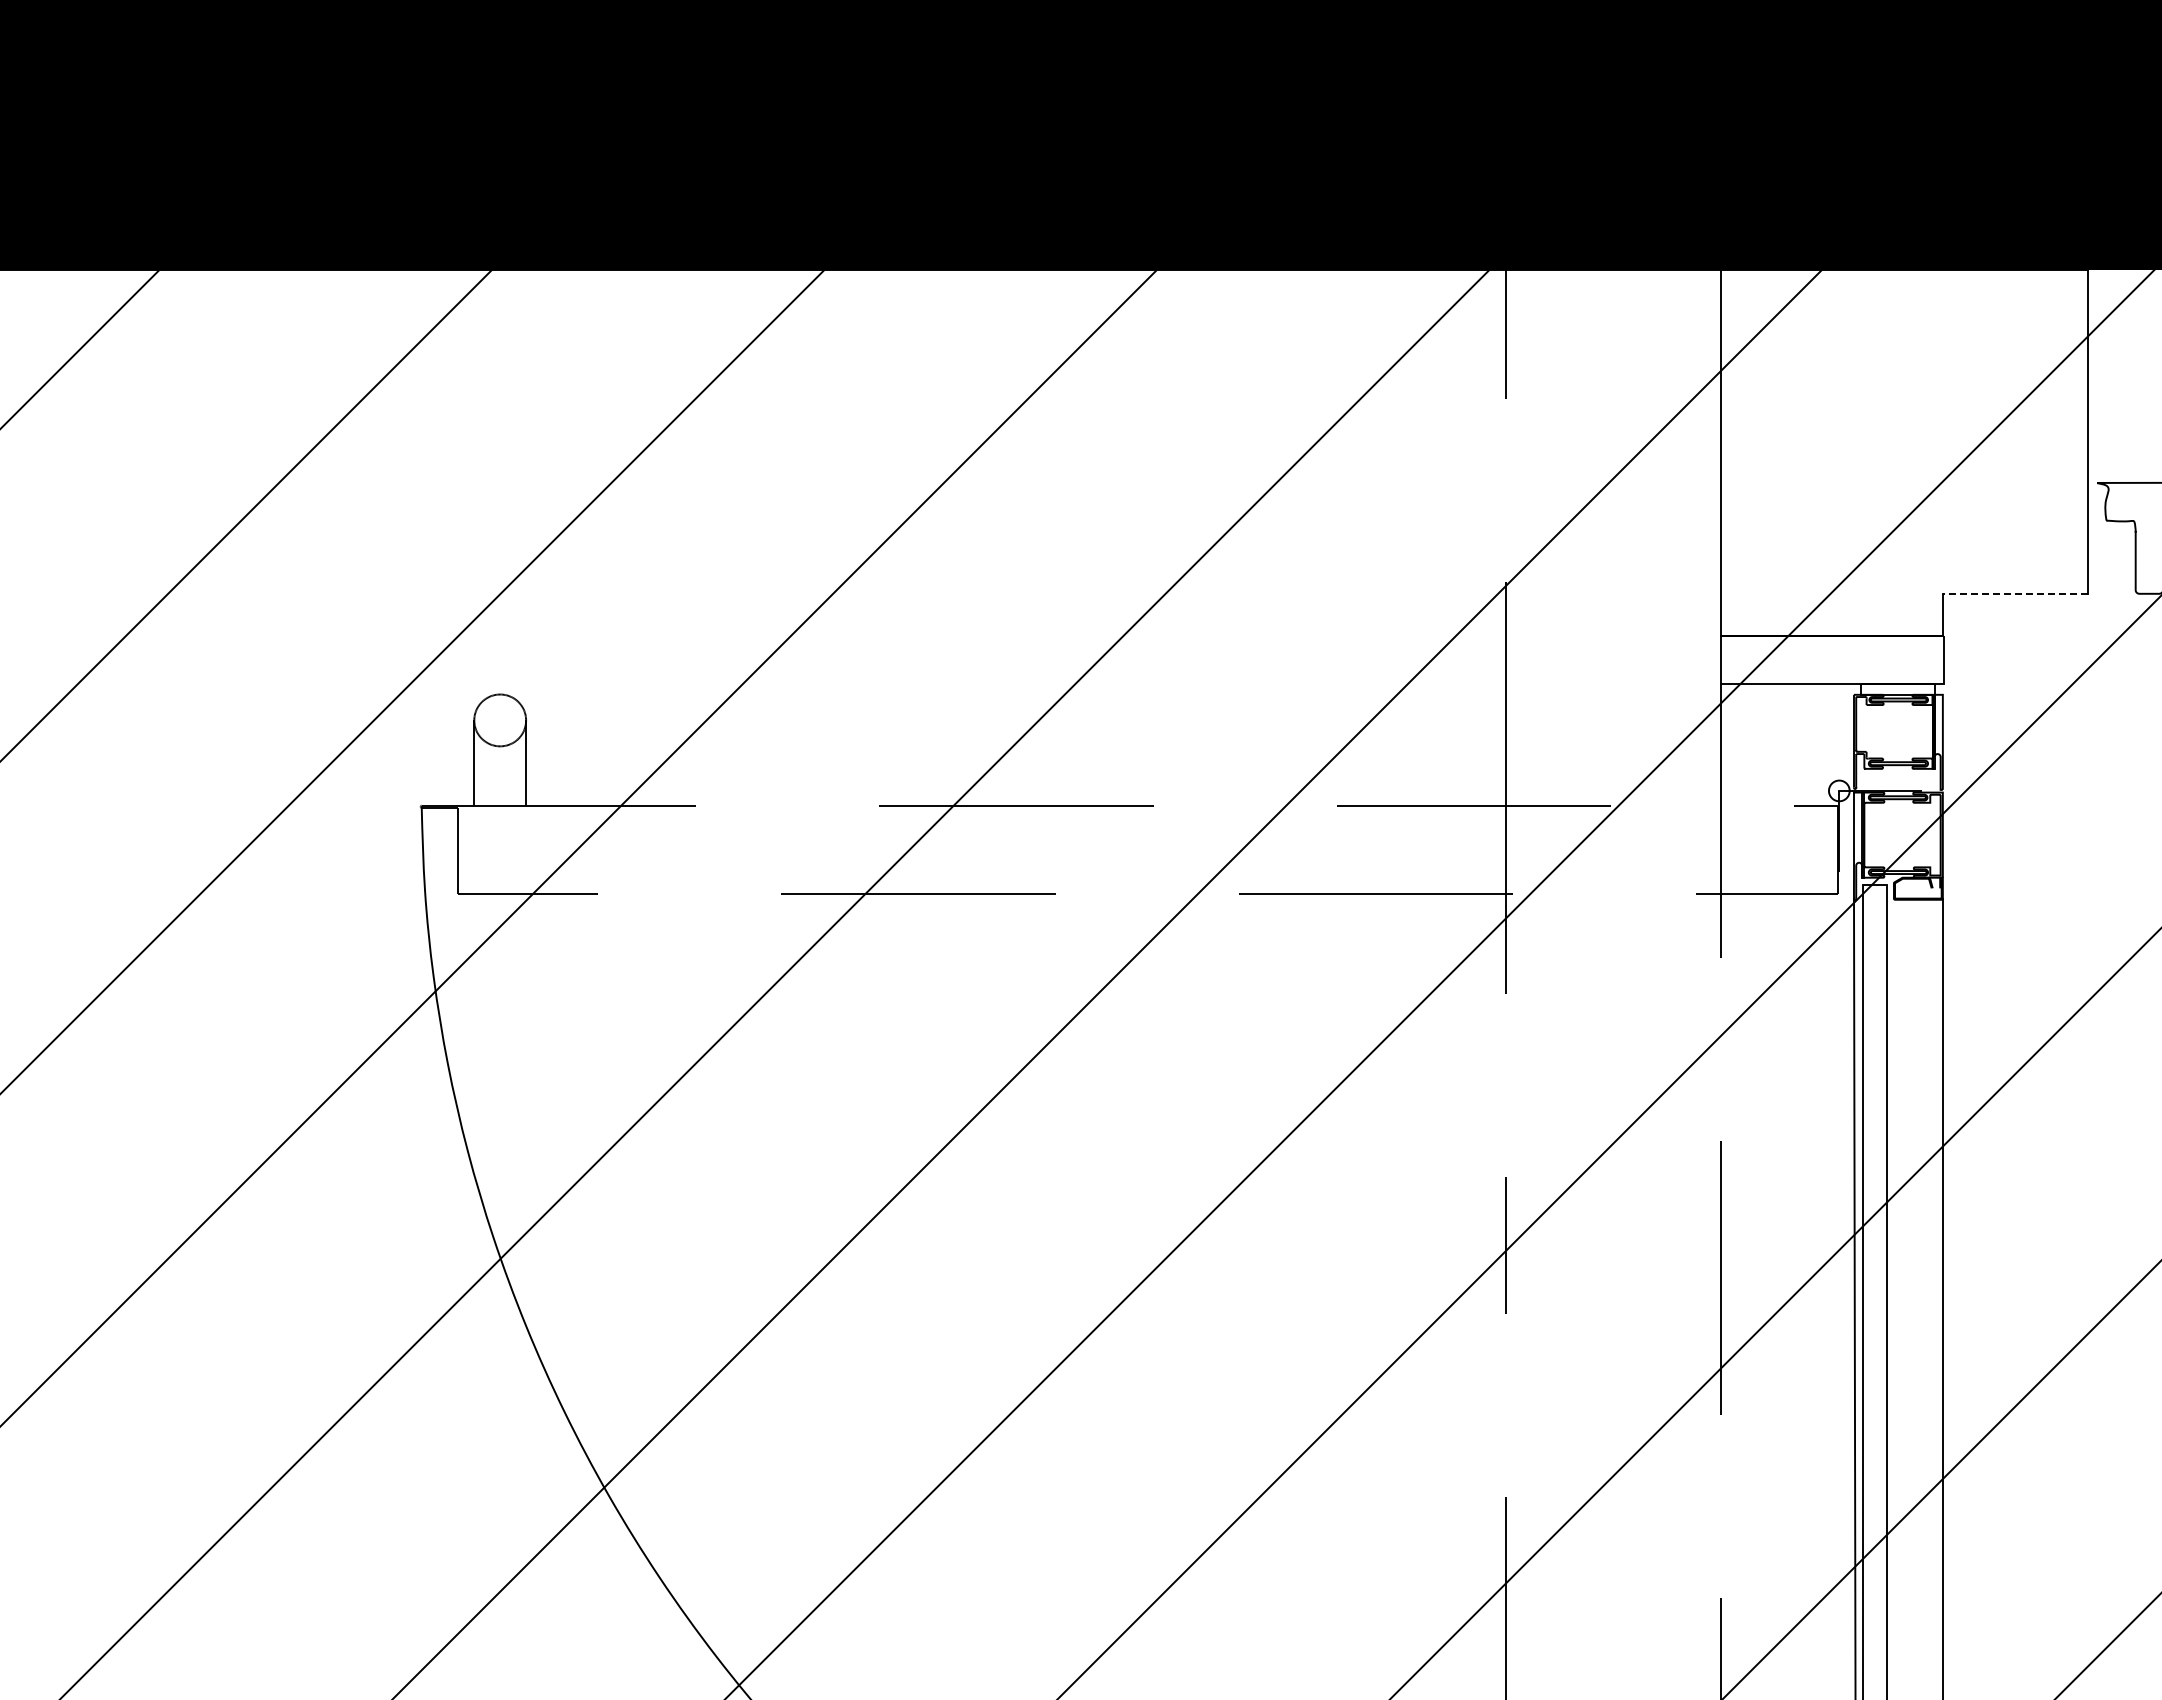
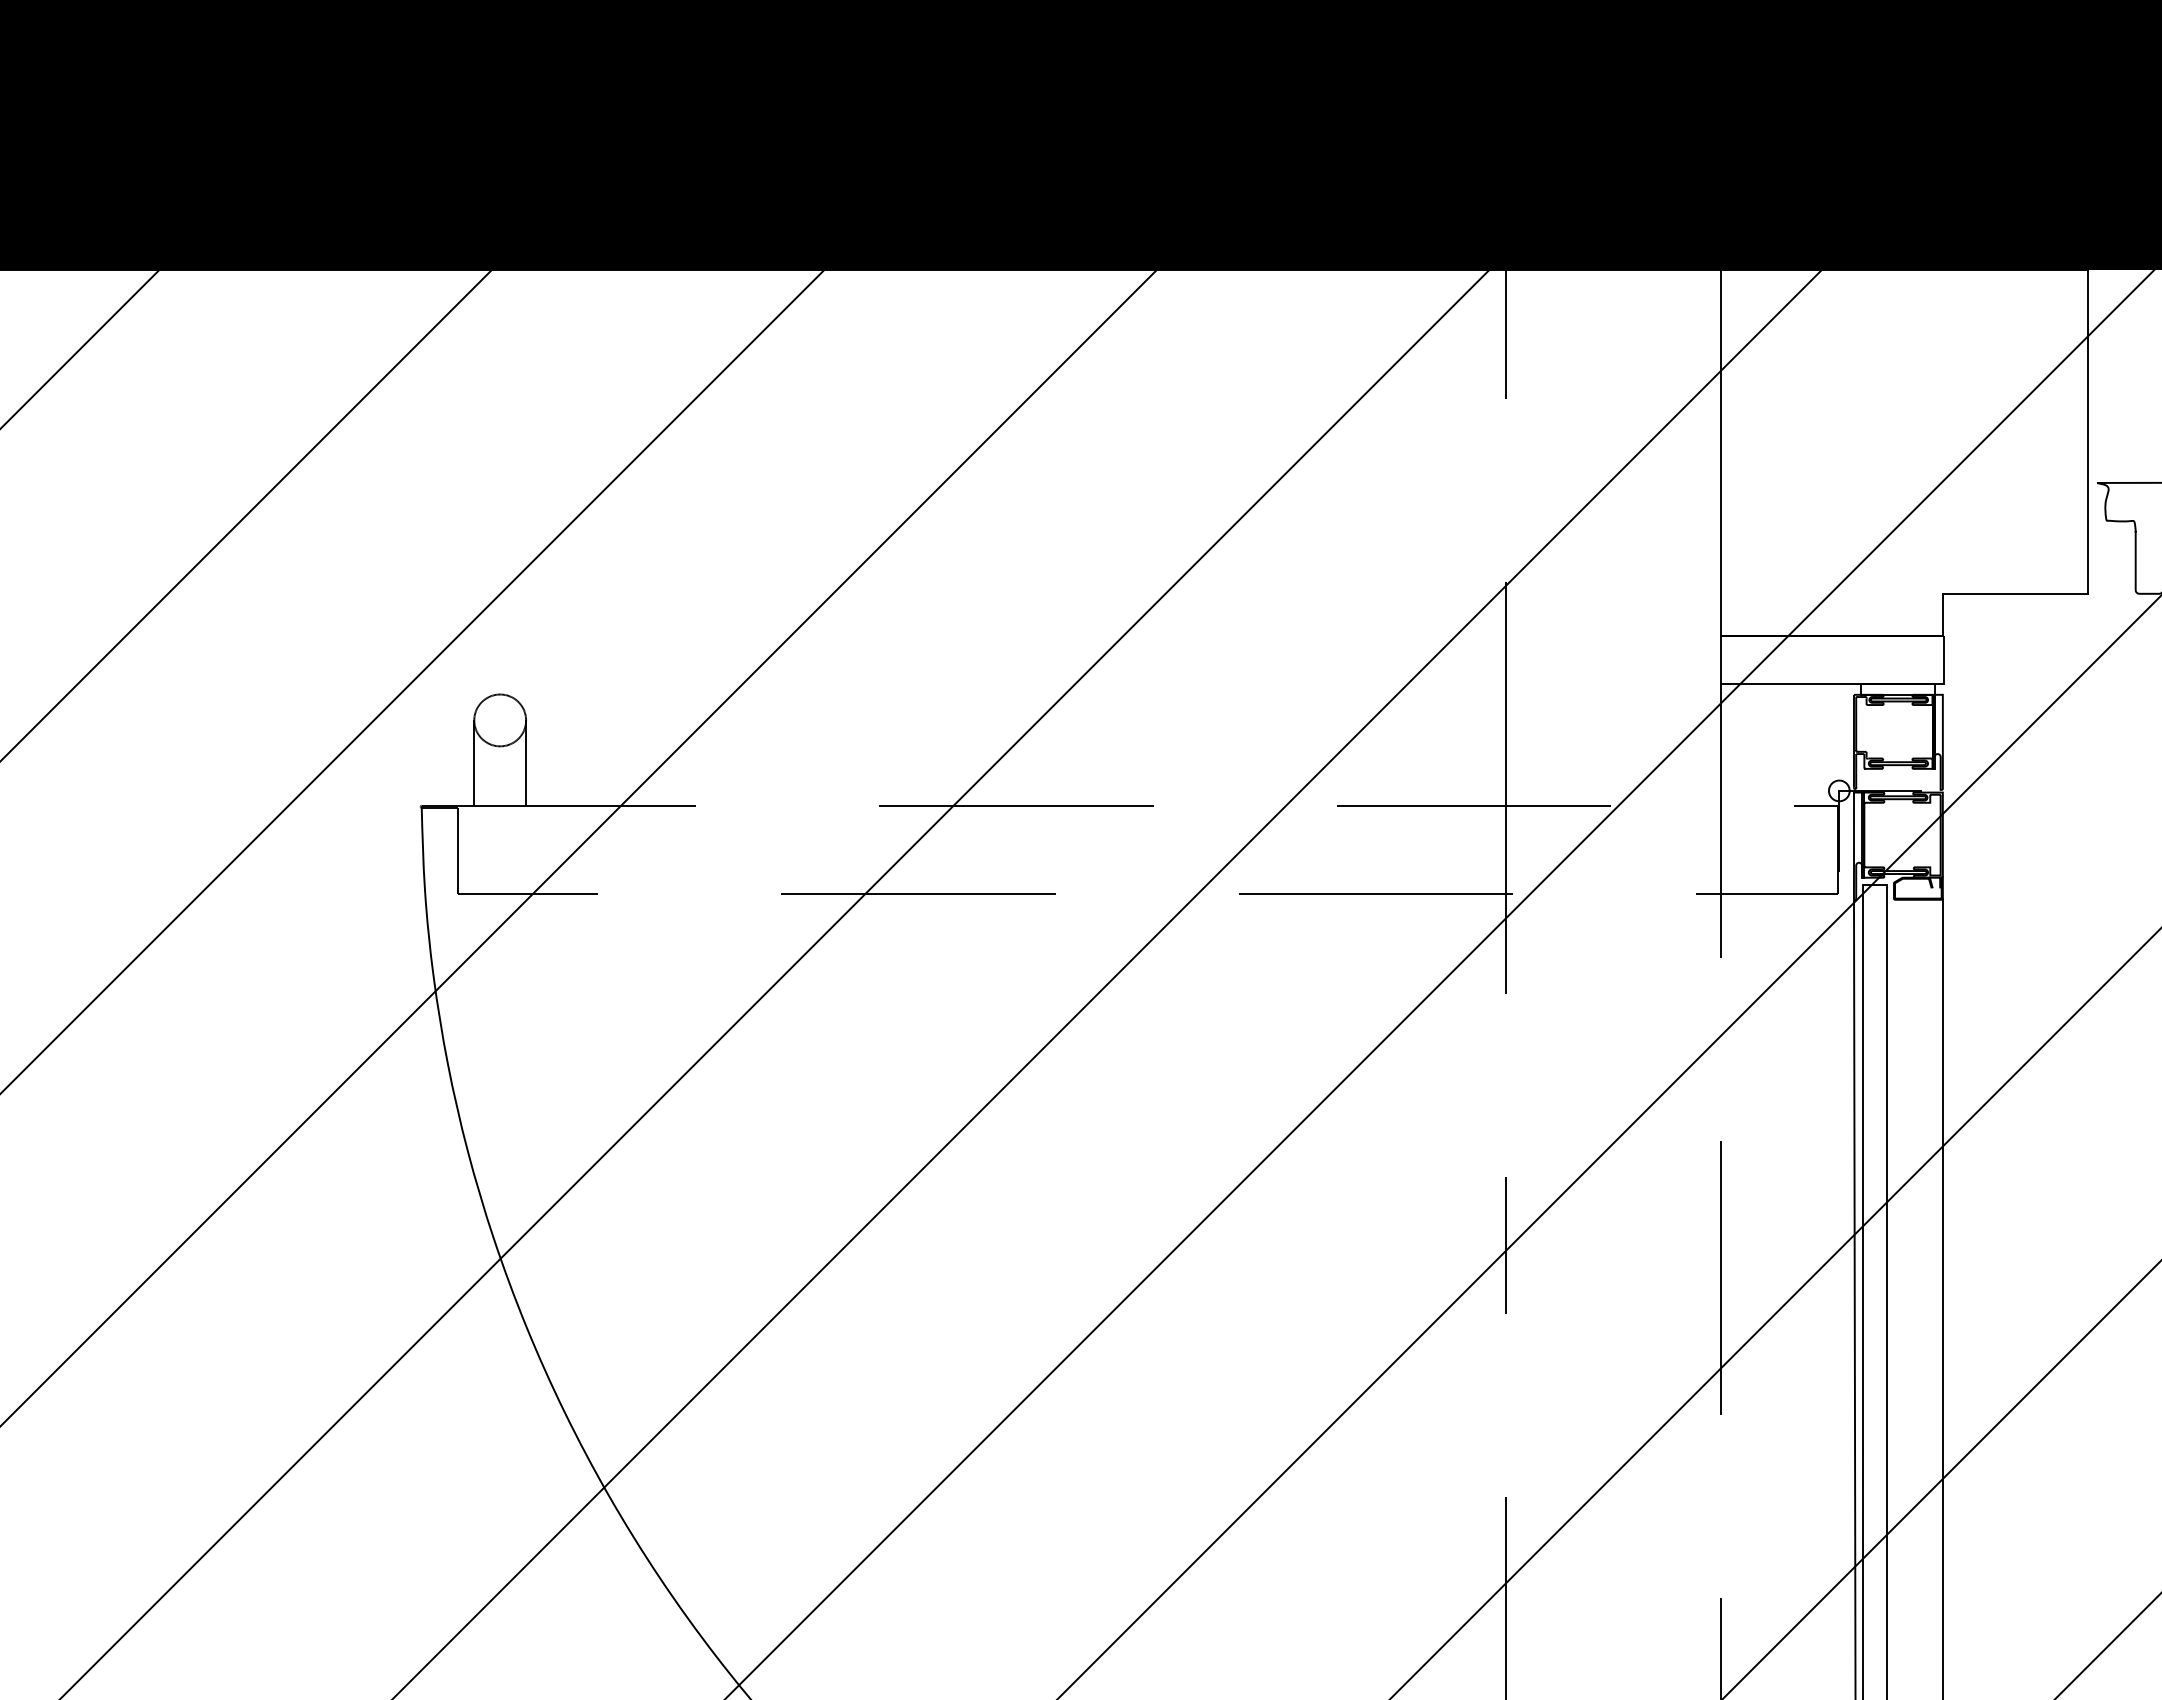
line: dashed -> solid (2015, 593)
